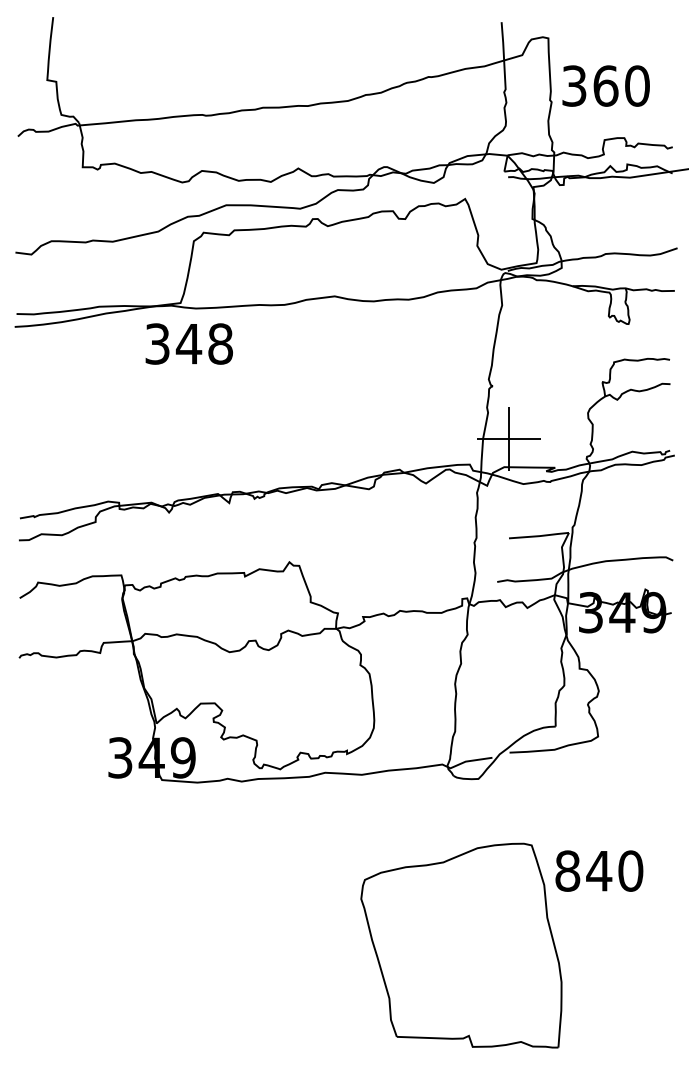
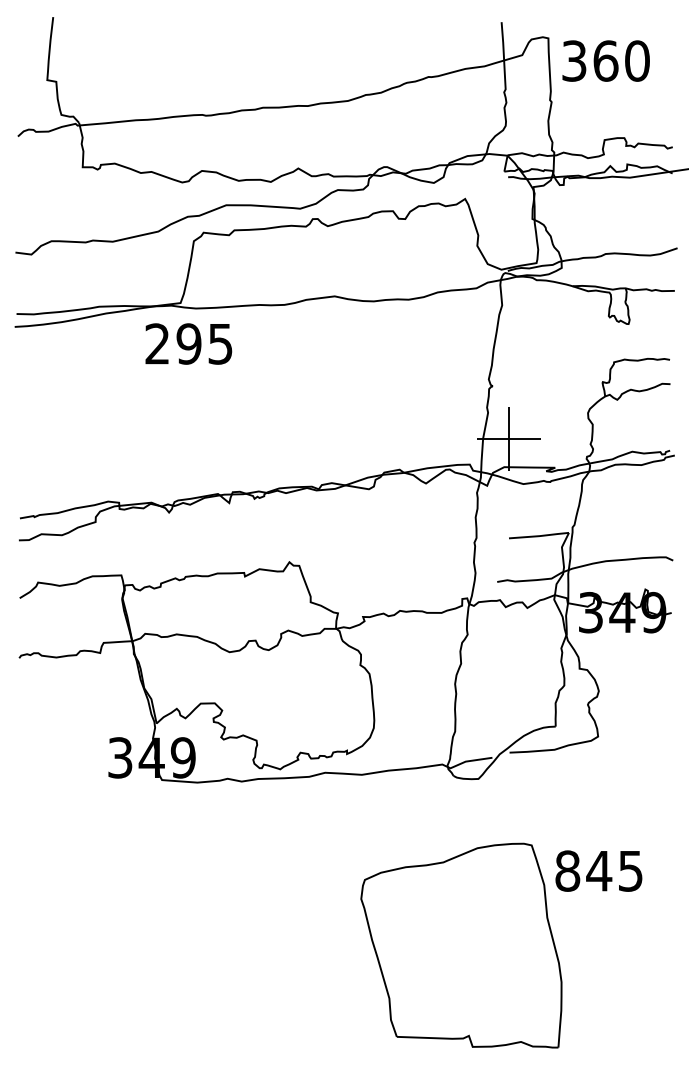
text position: (605, 85) -> (605, 60) (605, 60)
text: 348 -> 295 (188, 343)
text: 840 -> 845 (630, 870)
